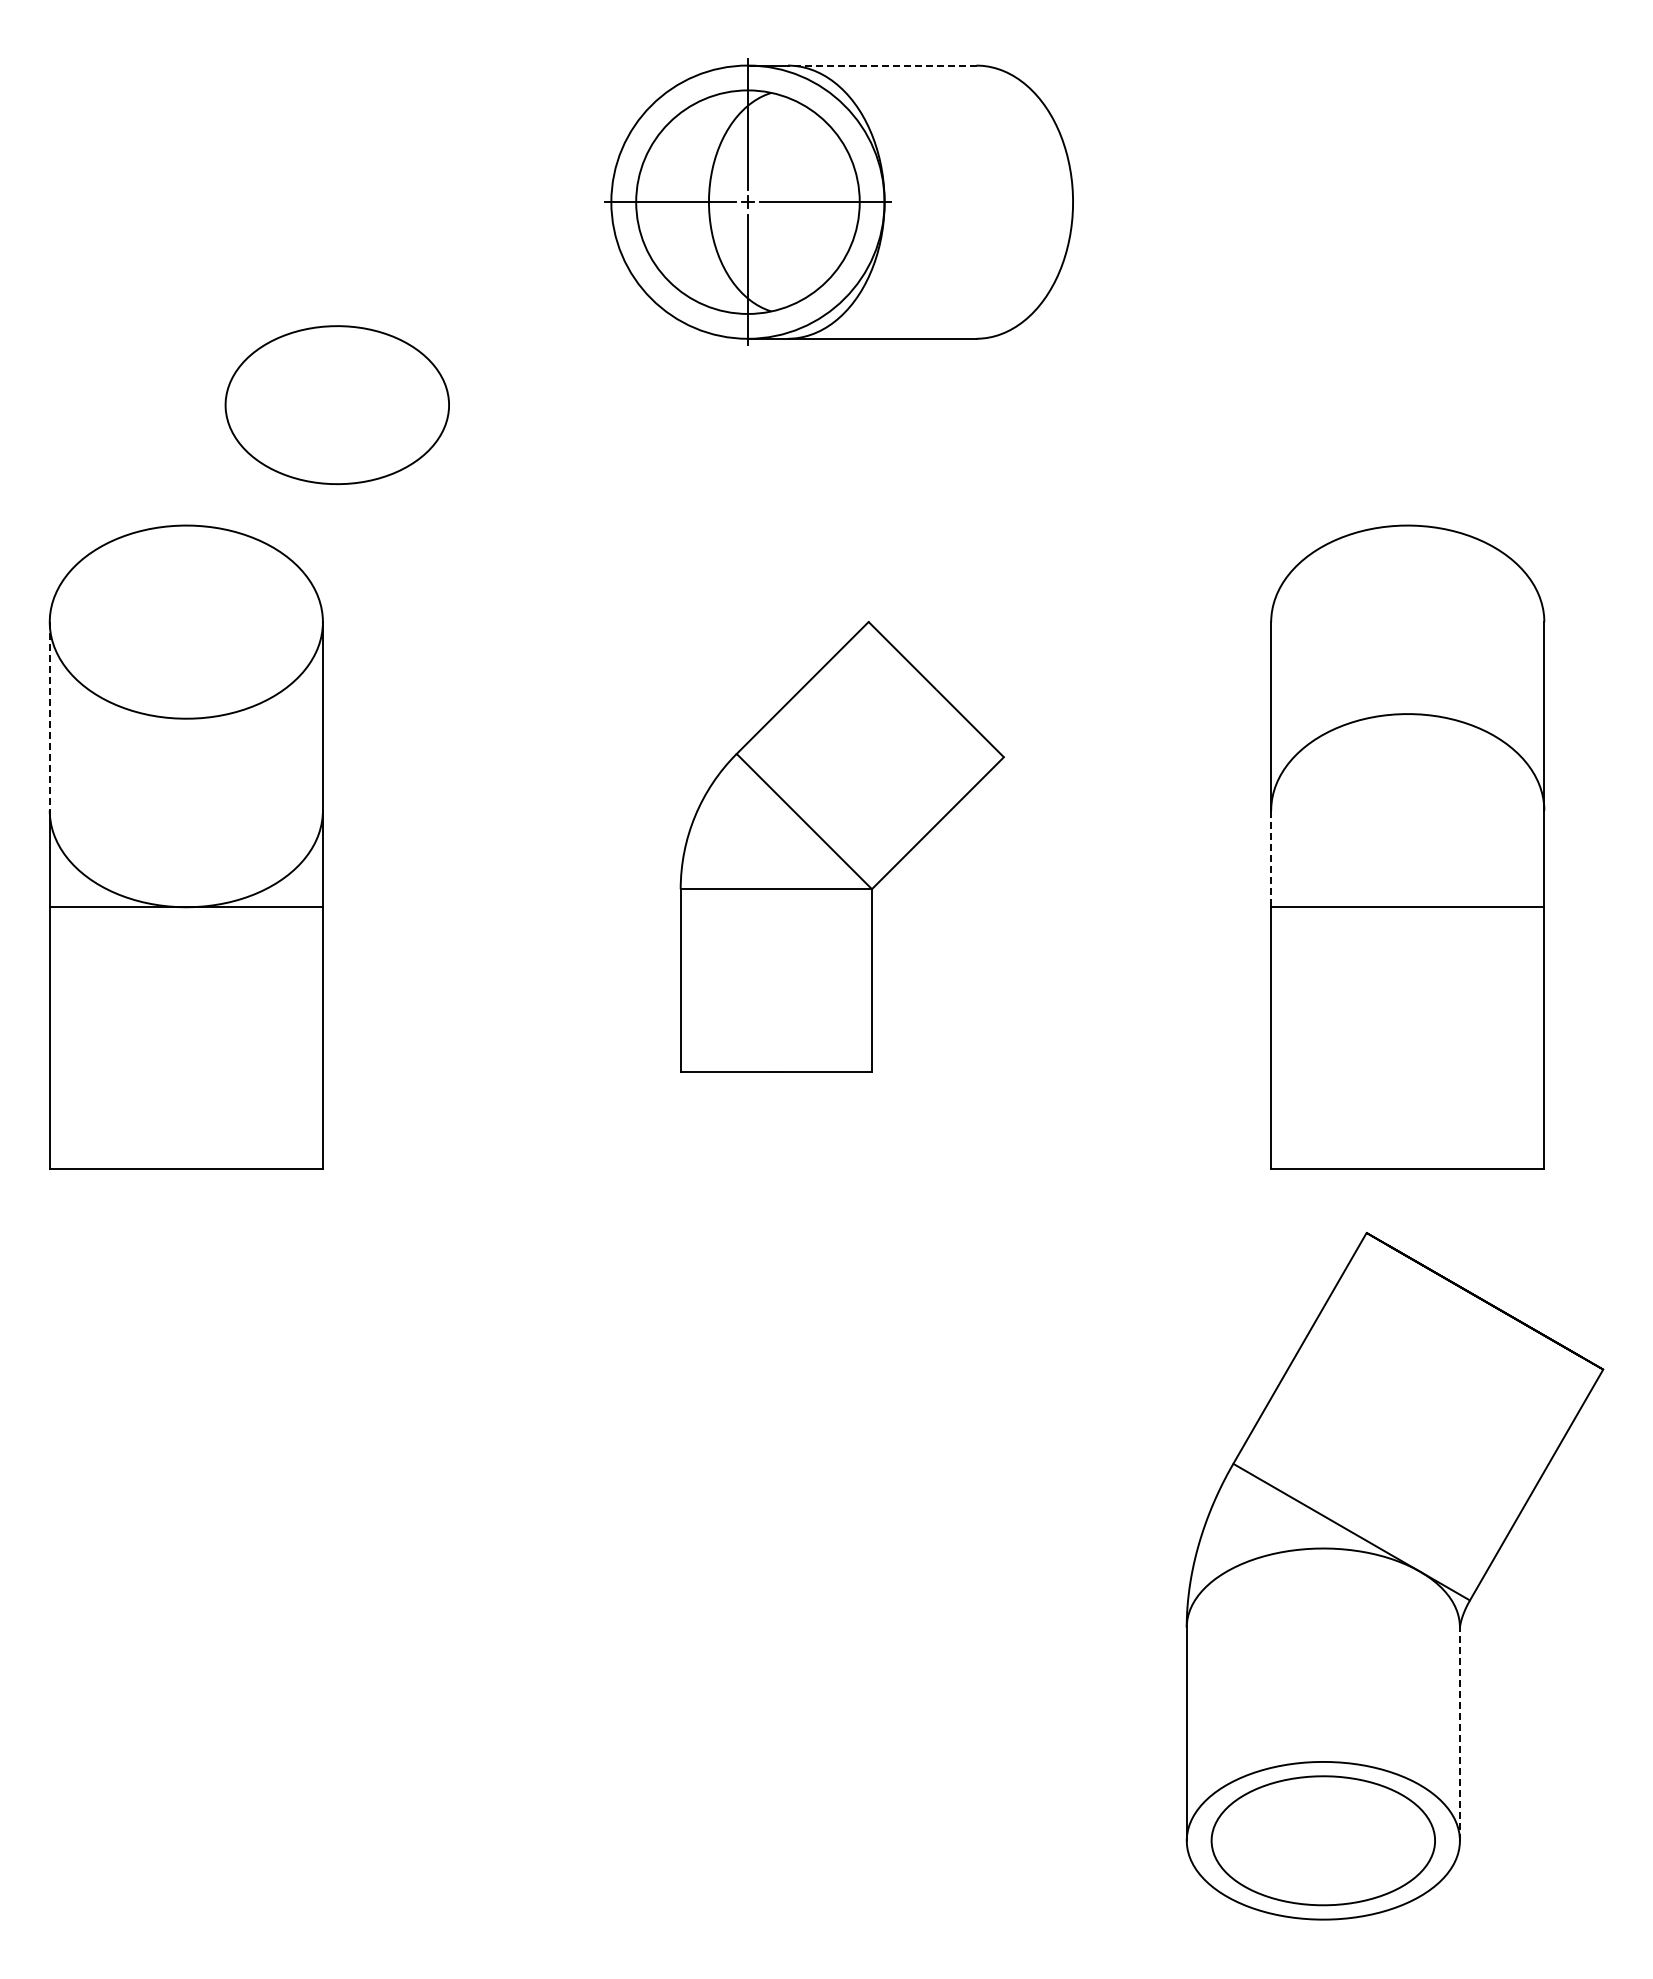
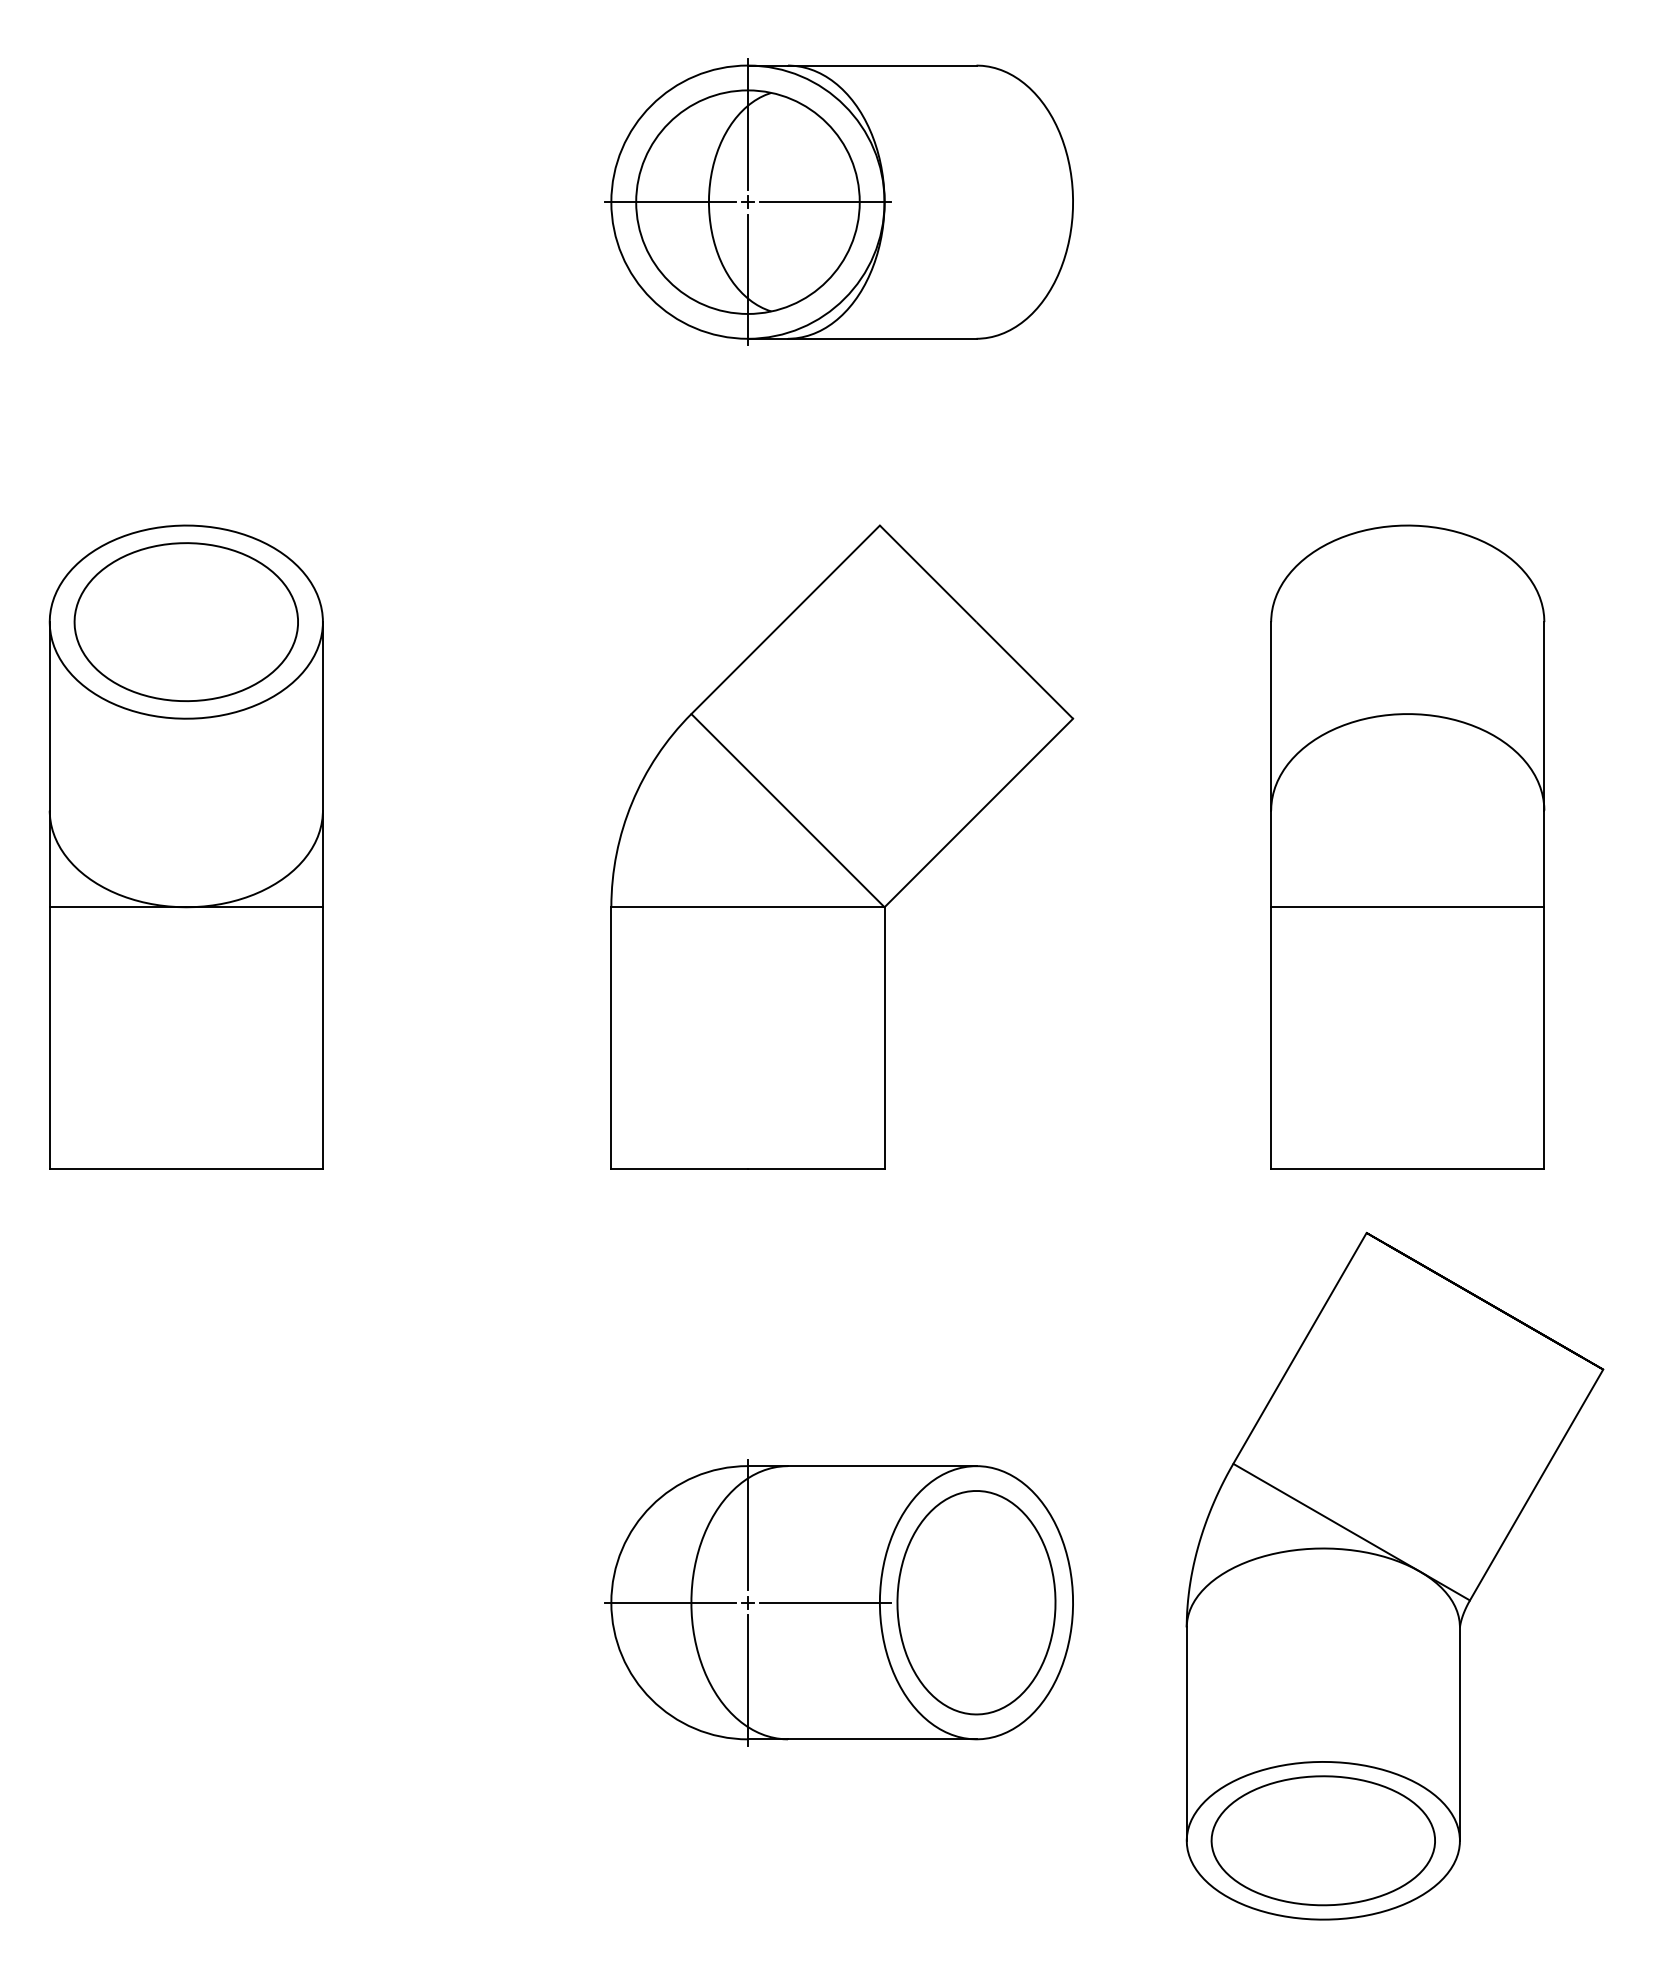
line: dashed -> solid (881, 65)
part position: (336, 405) -> (185, 622) (185, 622)
line: dashed -> solid (49, 716)
part size: 326x453 px -> 465x646 px (842, 846)
line: dashed -> solid (1271, 859)
part: none -> present (838, 1602)
line: dashed -> solid (1459, 1734)
